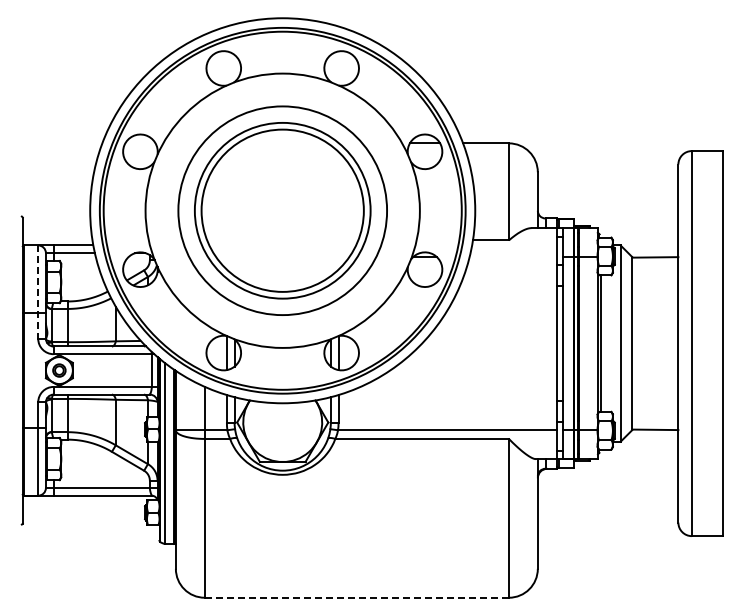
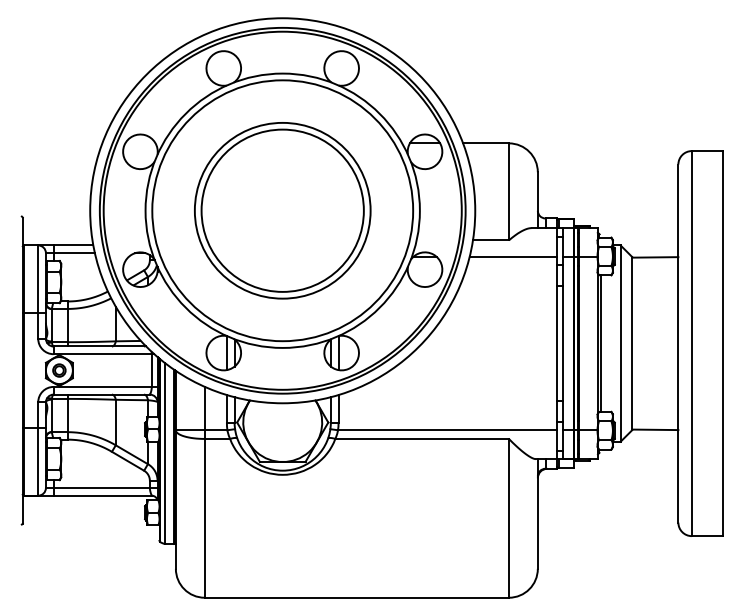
circle diameter: 209 px -> 261 px (282, 210)
line: none -> present (513, 256)
line: dashed -> solid (38, 292)
line: dashed -> solid (357, 597)
